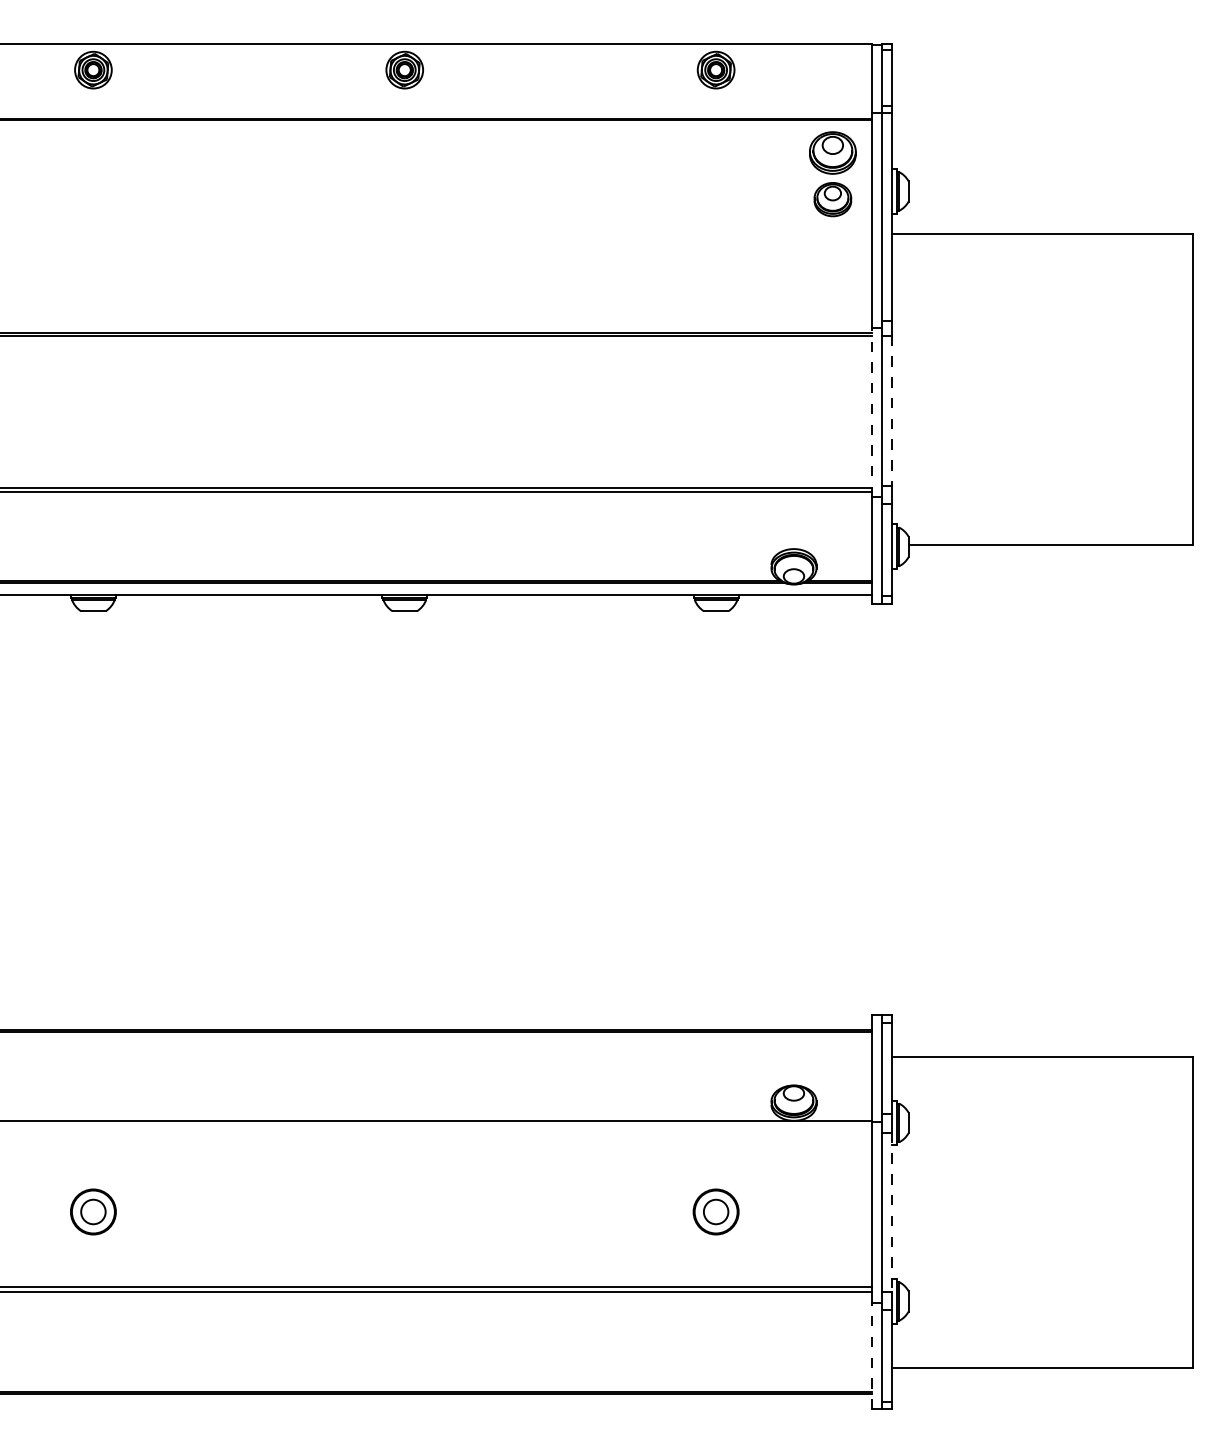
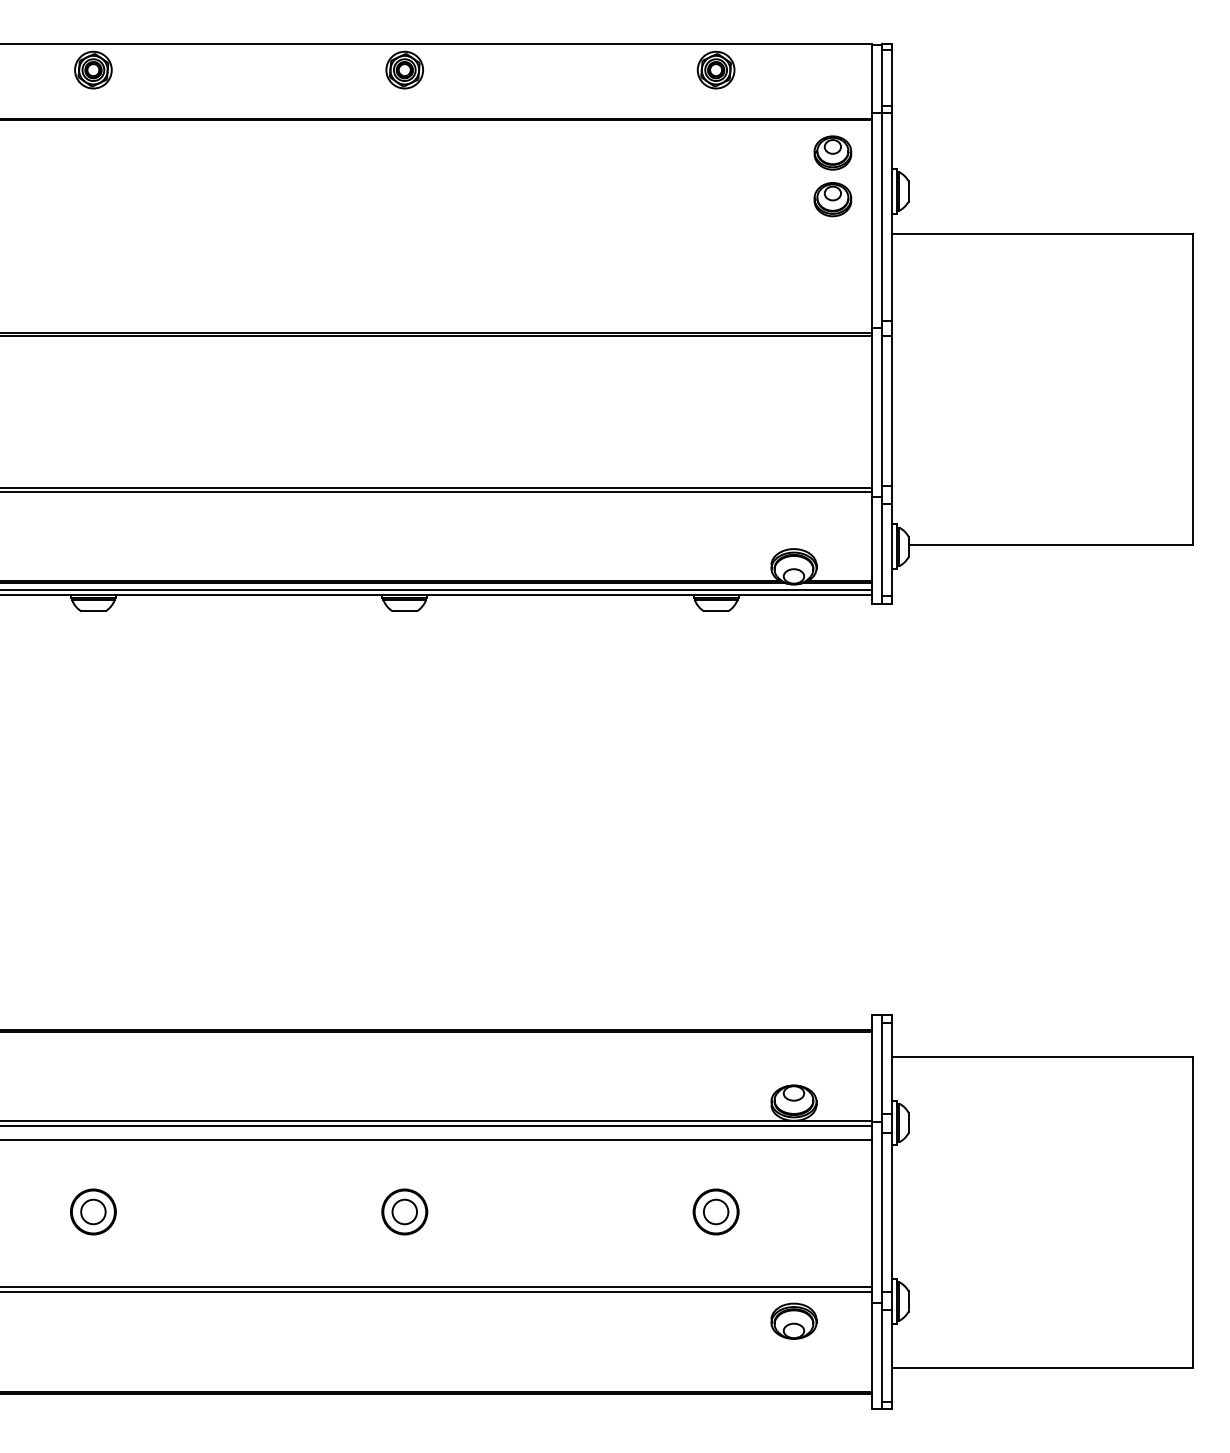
part size: 48x44 px -> 40x36 px (832, 152)
line: dashed -> solid (892, 411)
line: dashed -> solid (871, 412)
line: none -> present (436, 589)
line: none -> present (436, 1125)
line: none -> present (436, 1140)
part: none -> present (404, 1211)
line: dashed -> solid (892, 1212)
part: none -> present (793, 1320)
line: dashed -> solid (871, 1355)
